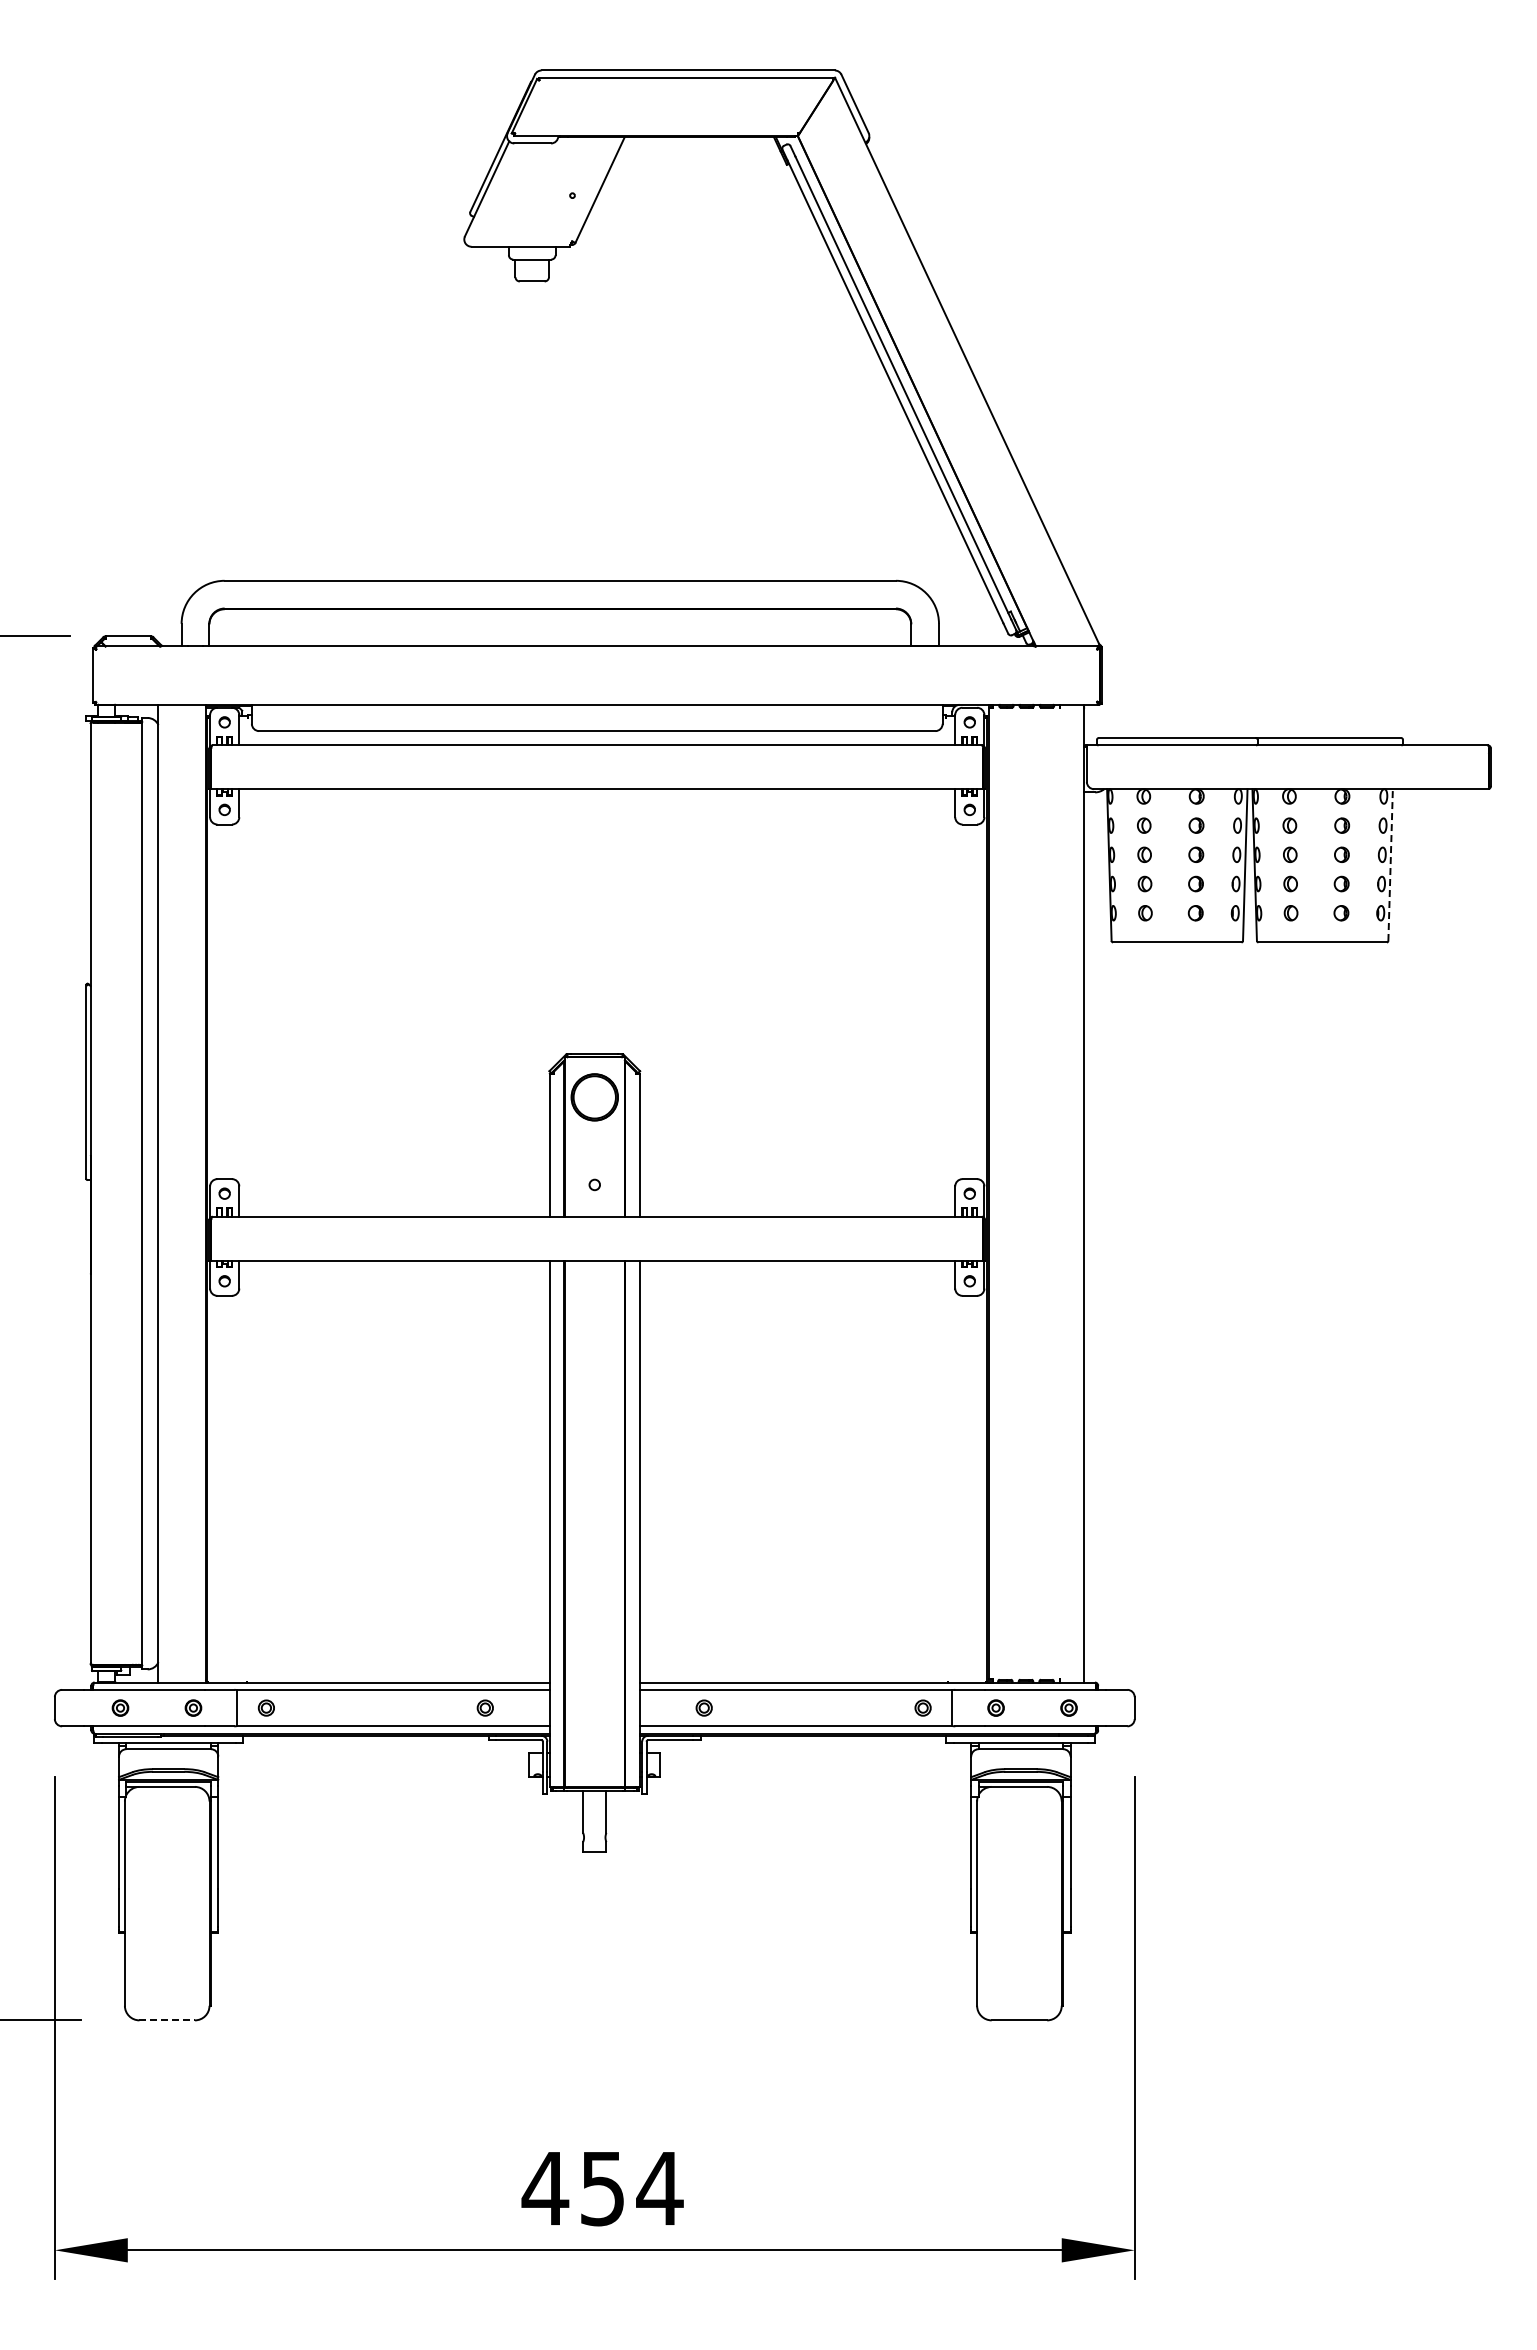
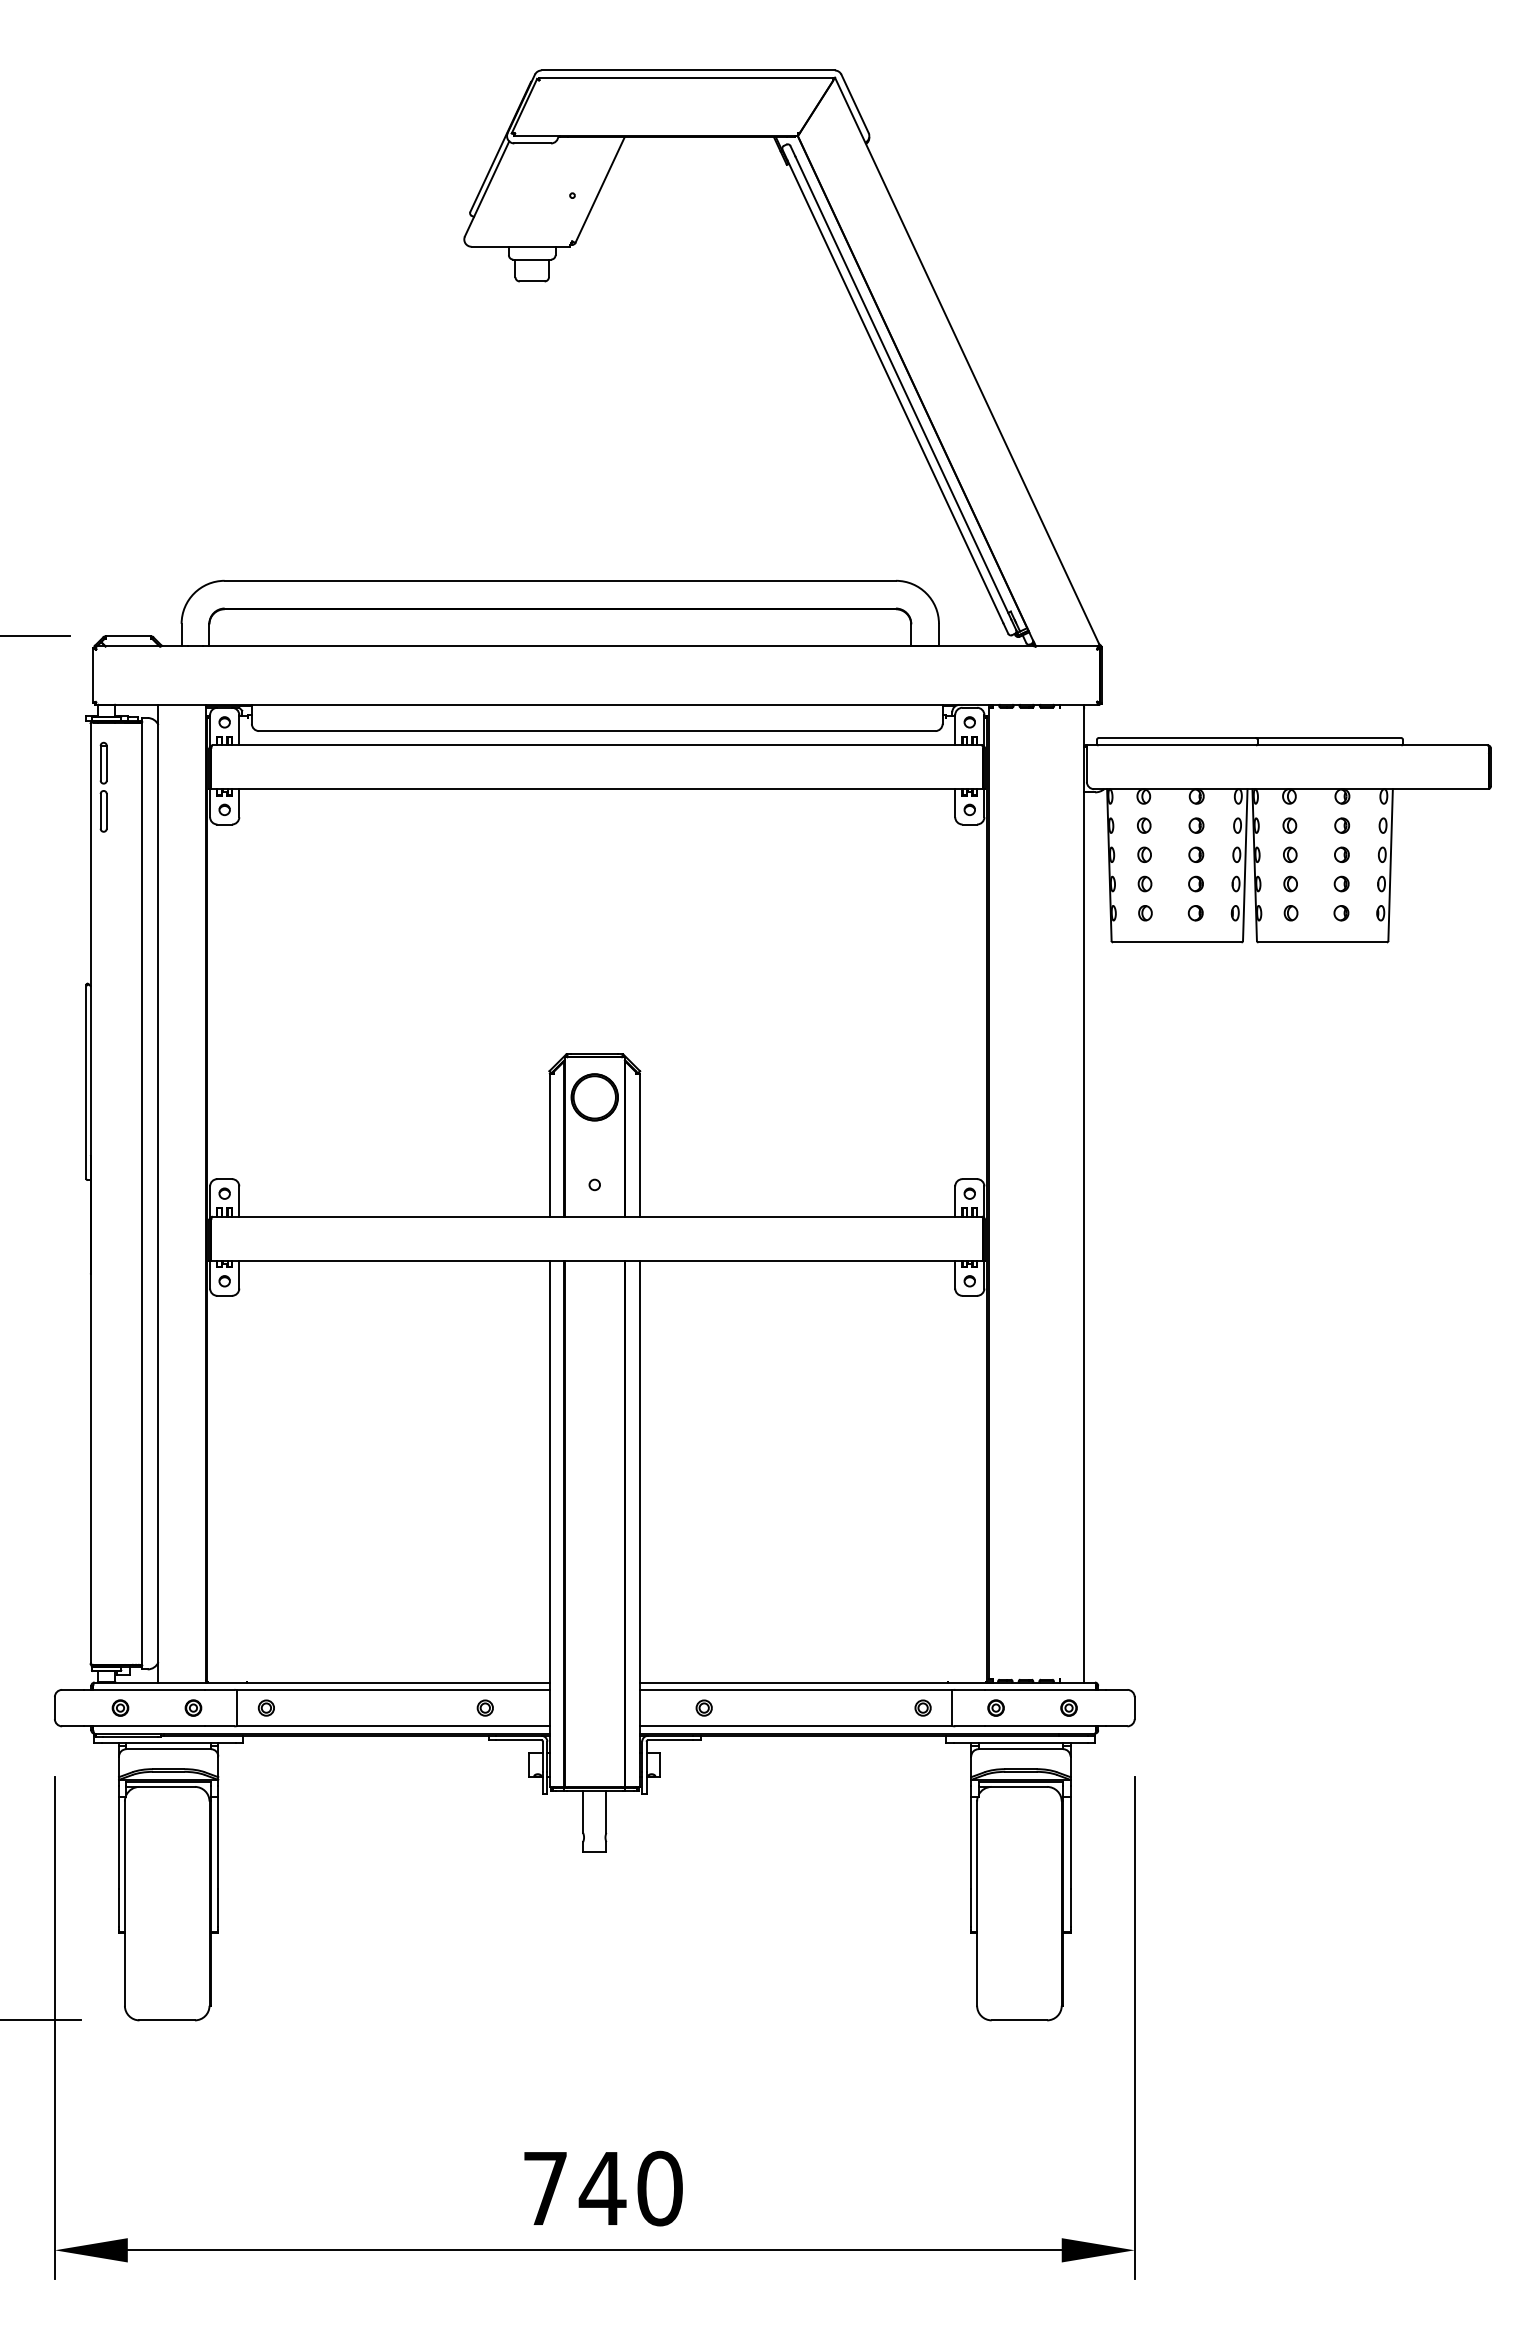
part: none -> present (103, 786)
line: dashed -> solid (1390, 865)
line: dashed -> solid (167, 2020)
text: 454 -> 740 (602, 2188)
